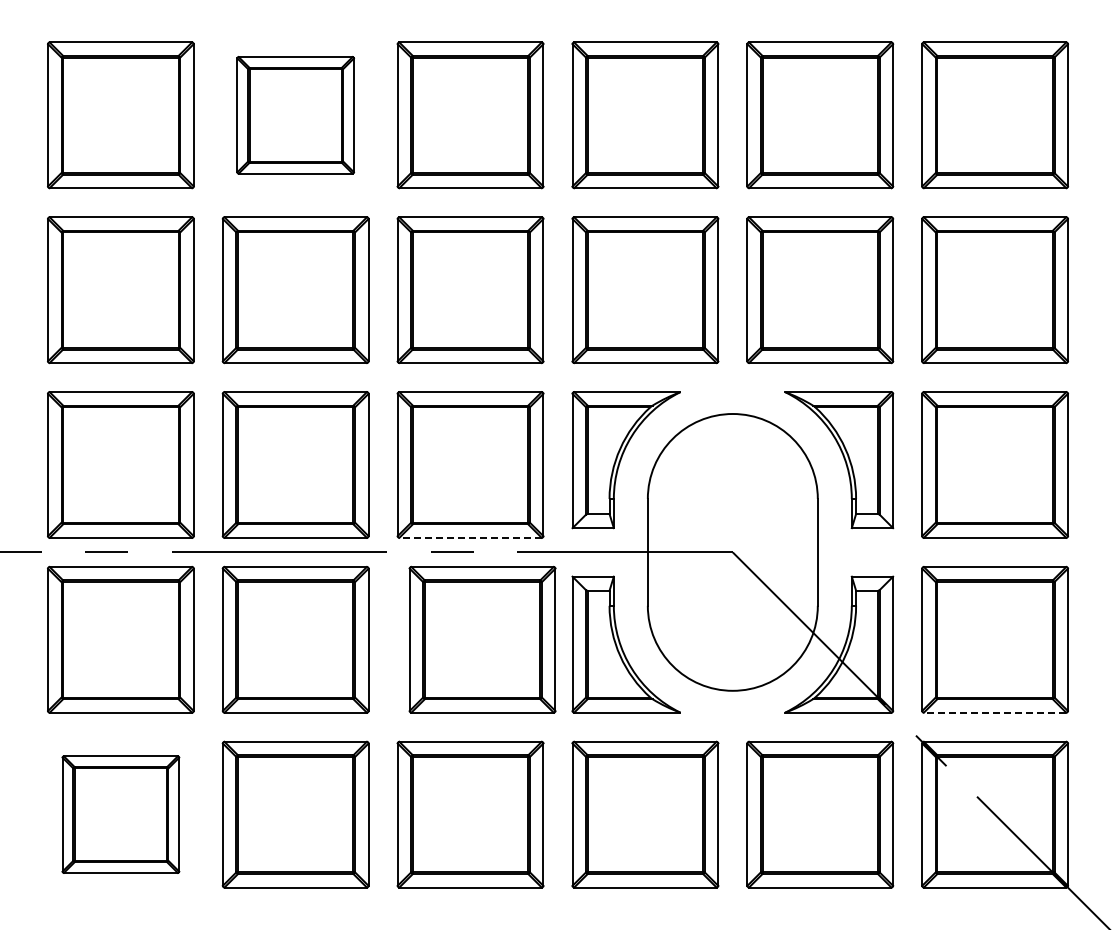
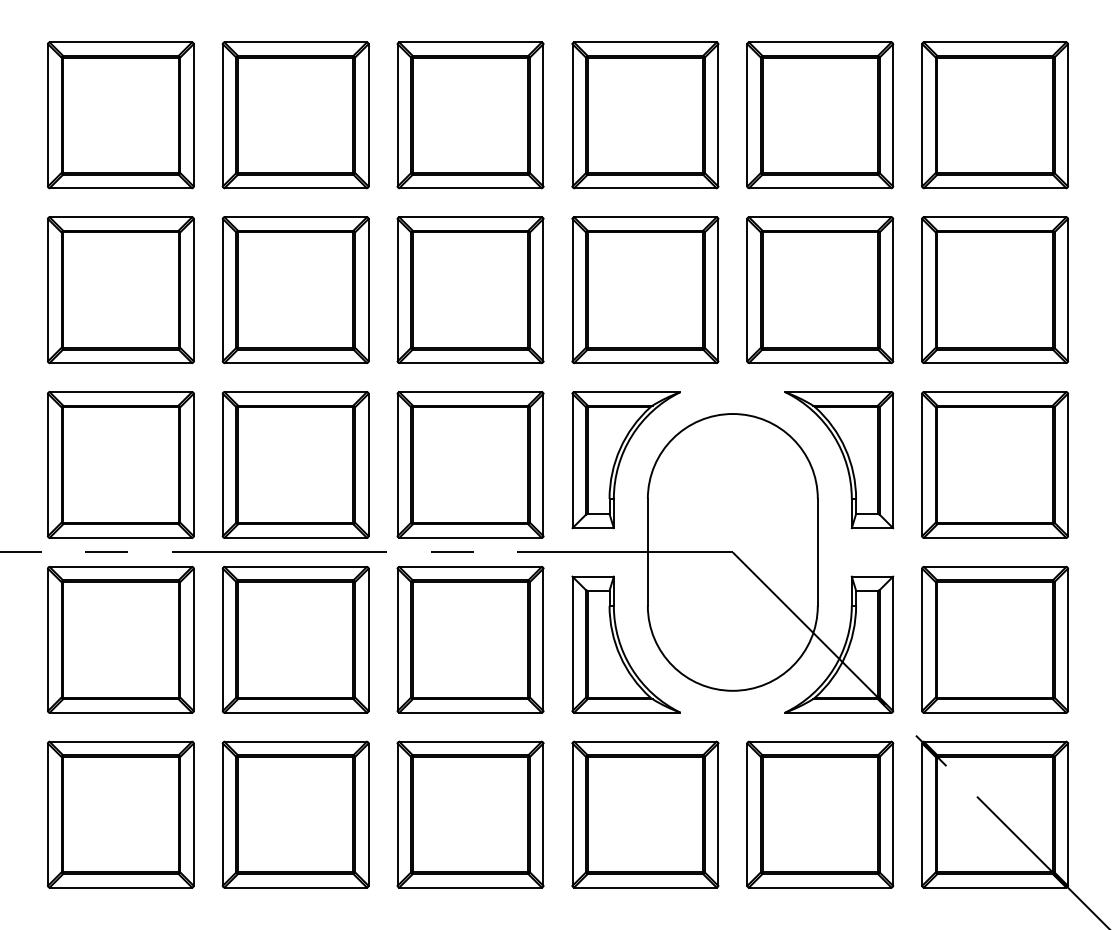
part size: 119x119 px -> 149x149 px (295, 115)
line: dashed -> solid (470, 537)
part position: (482, 639) -> (470, 639) (470, 639)
line: dashed -> solid (994, 712)
part size: 120x119 px -> 148x149 px (120, 814)
